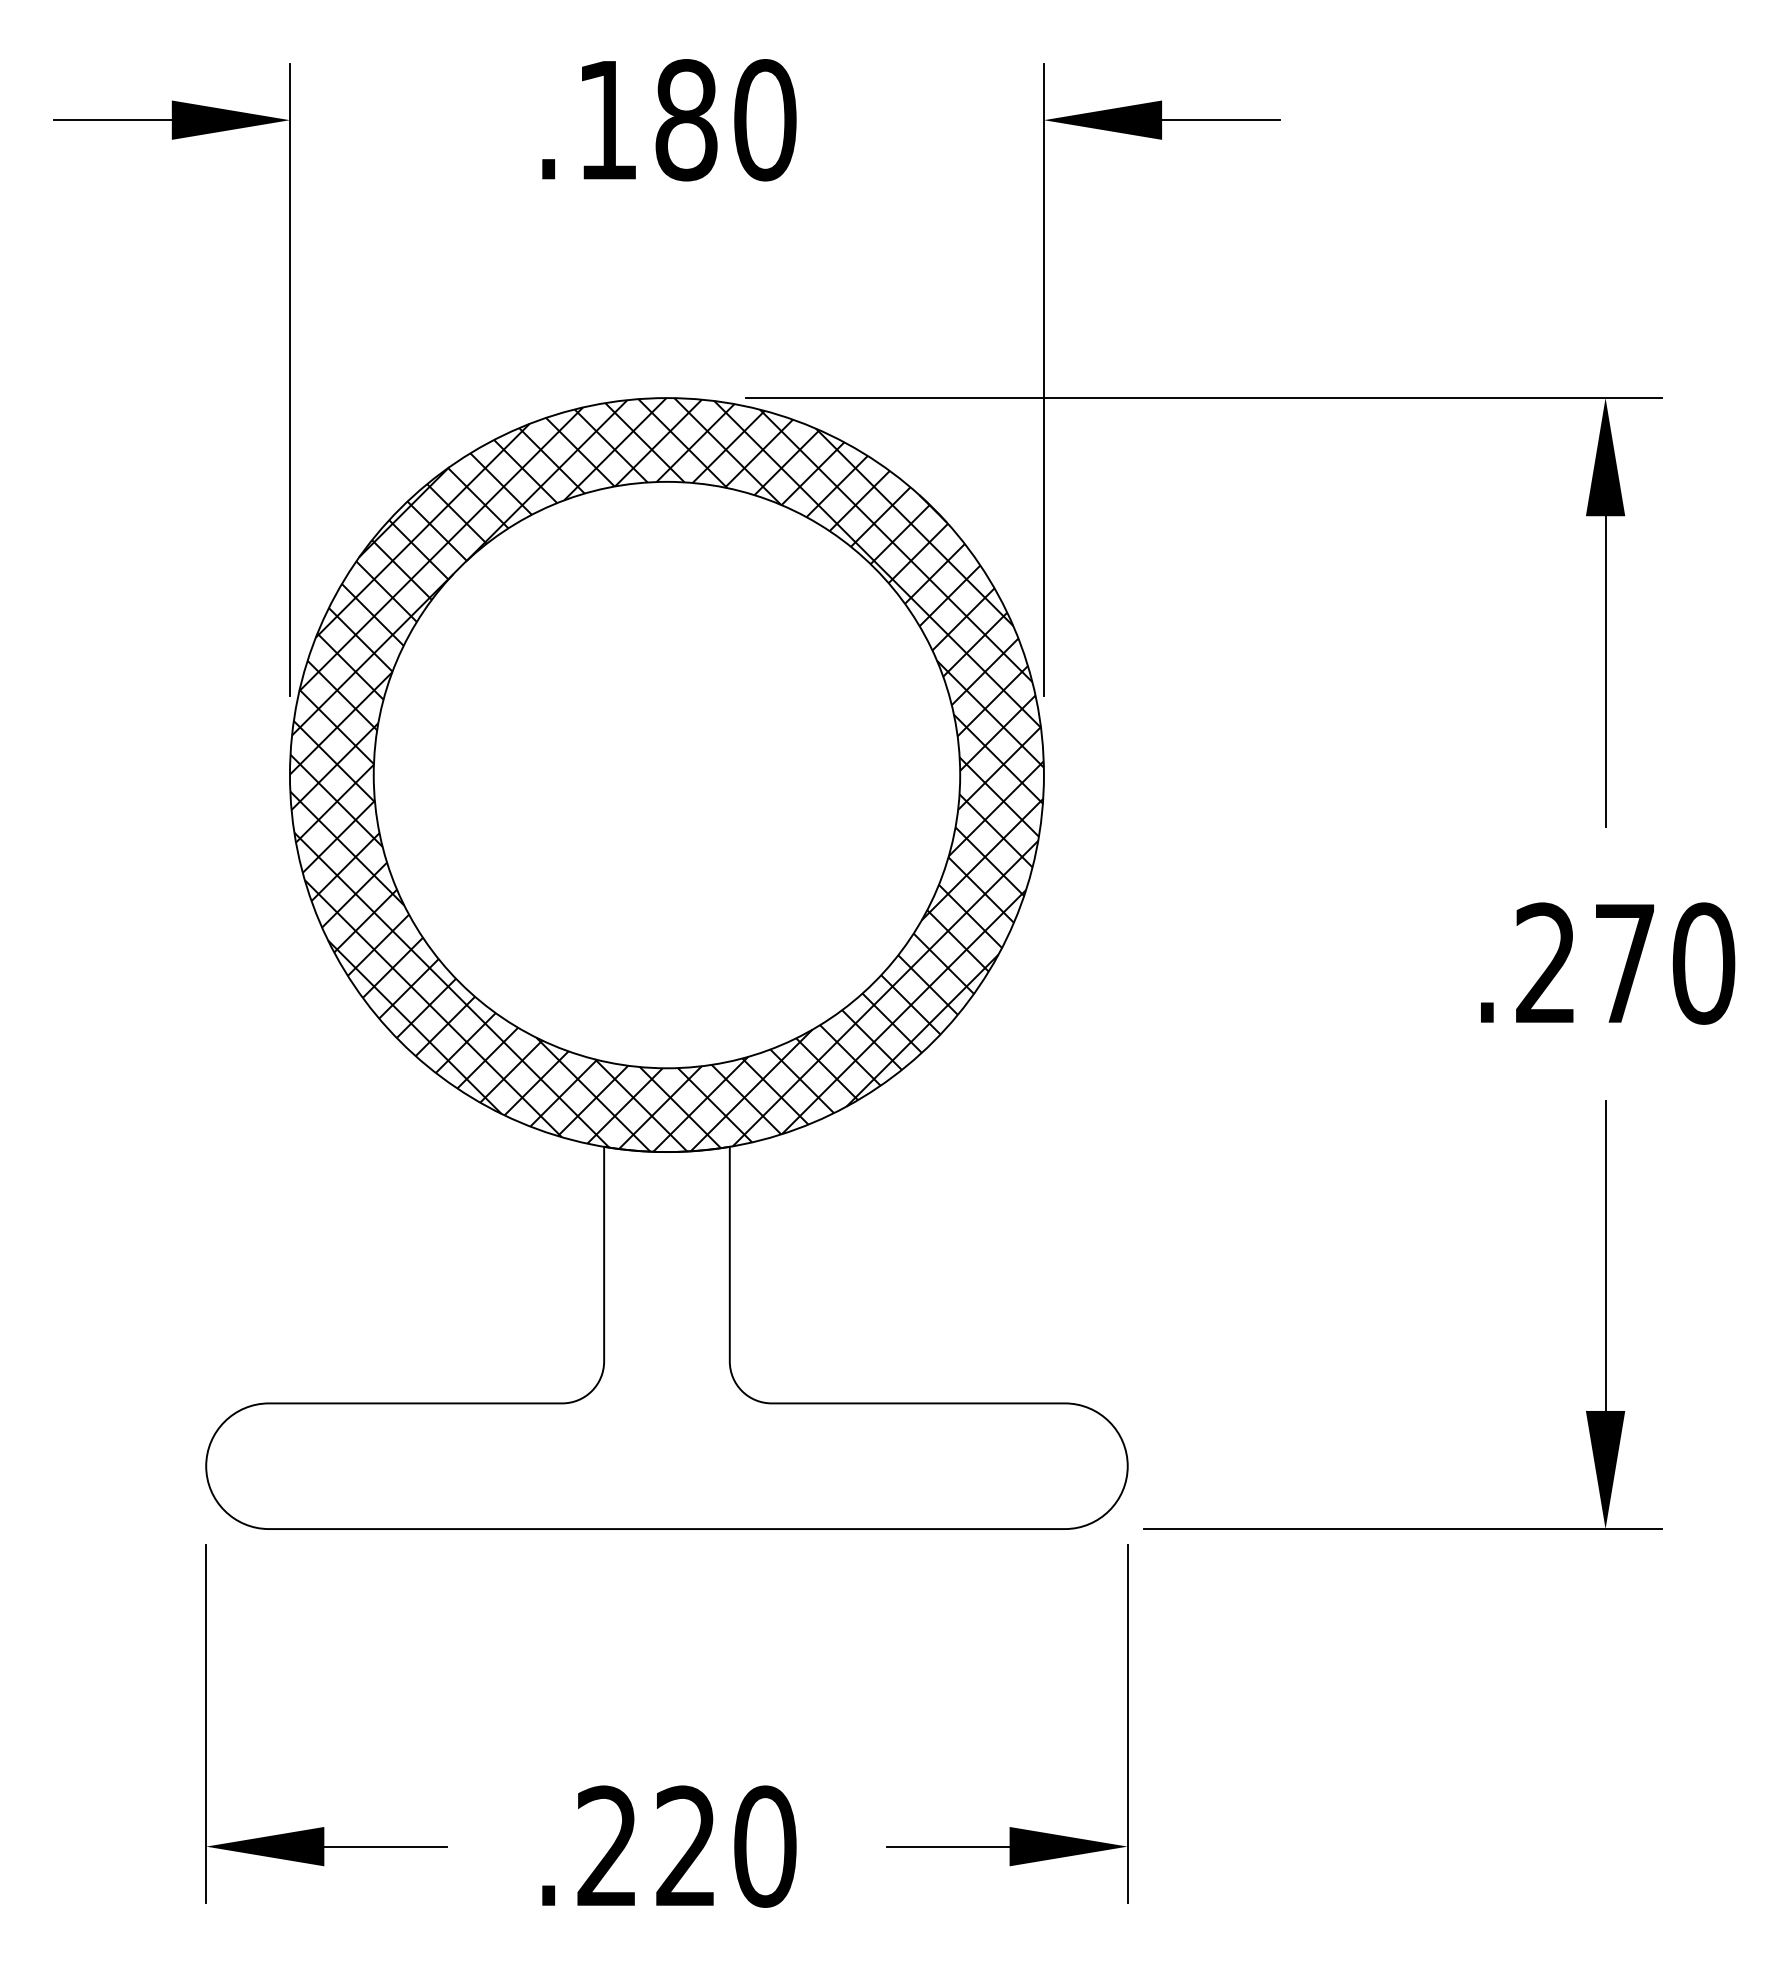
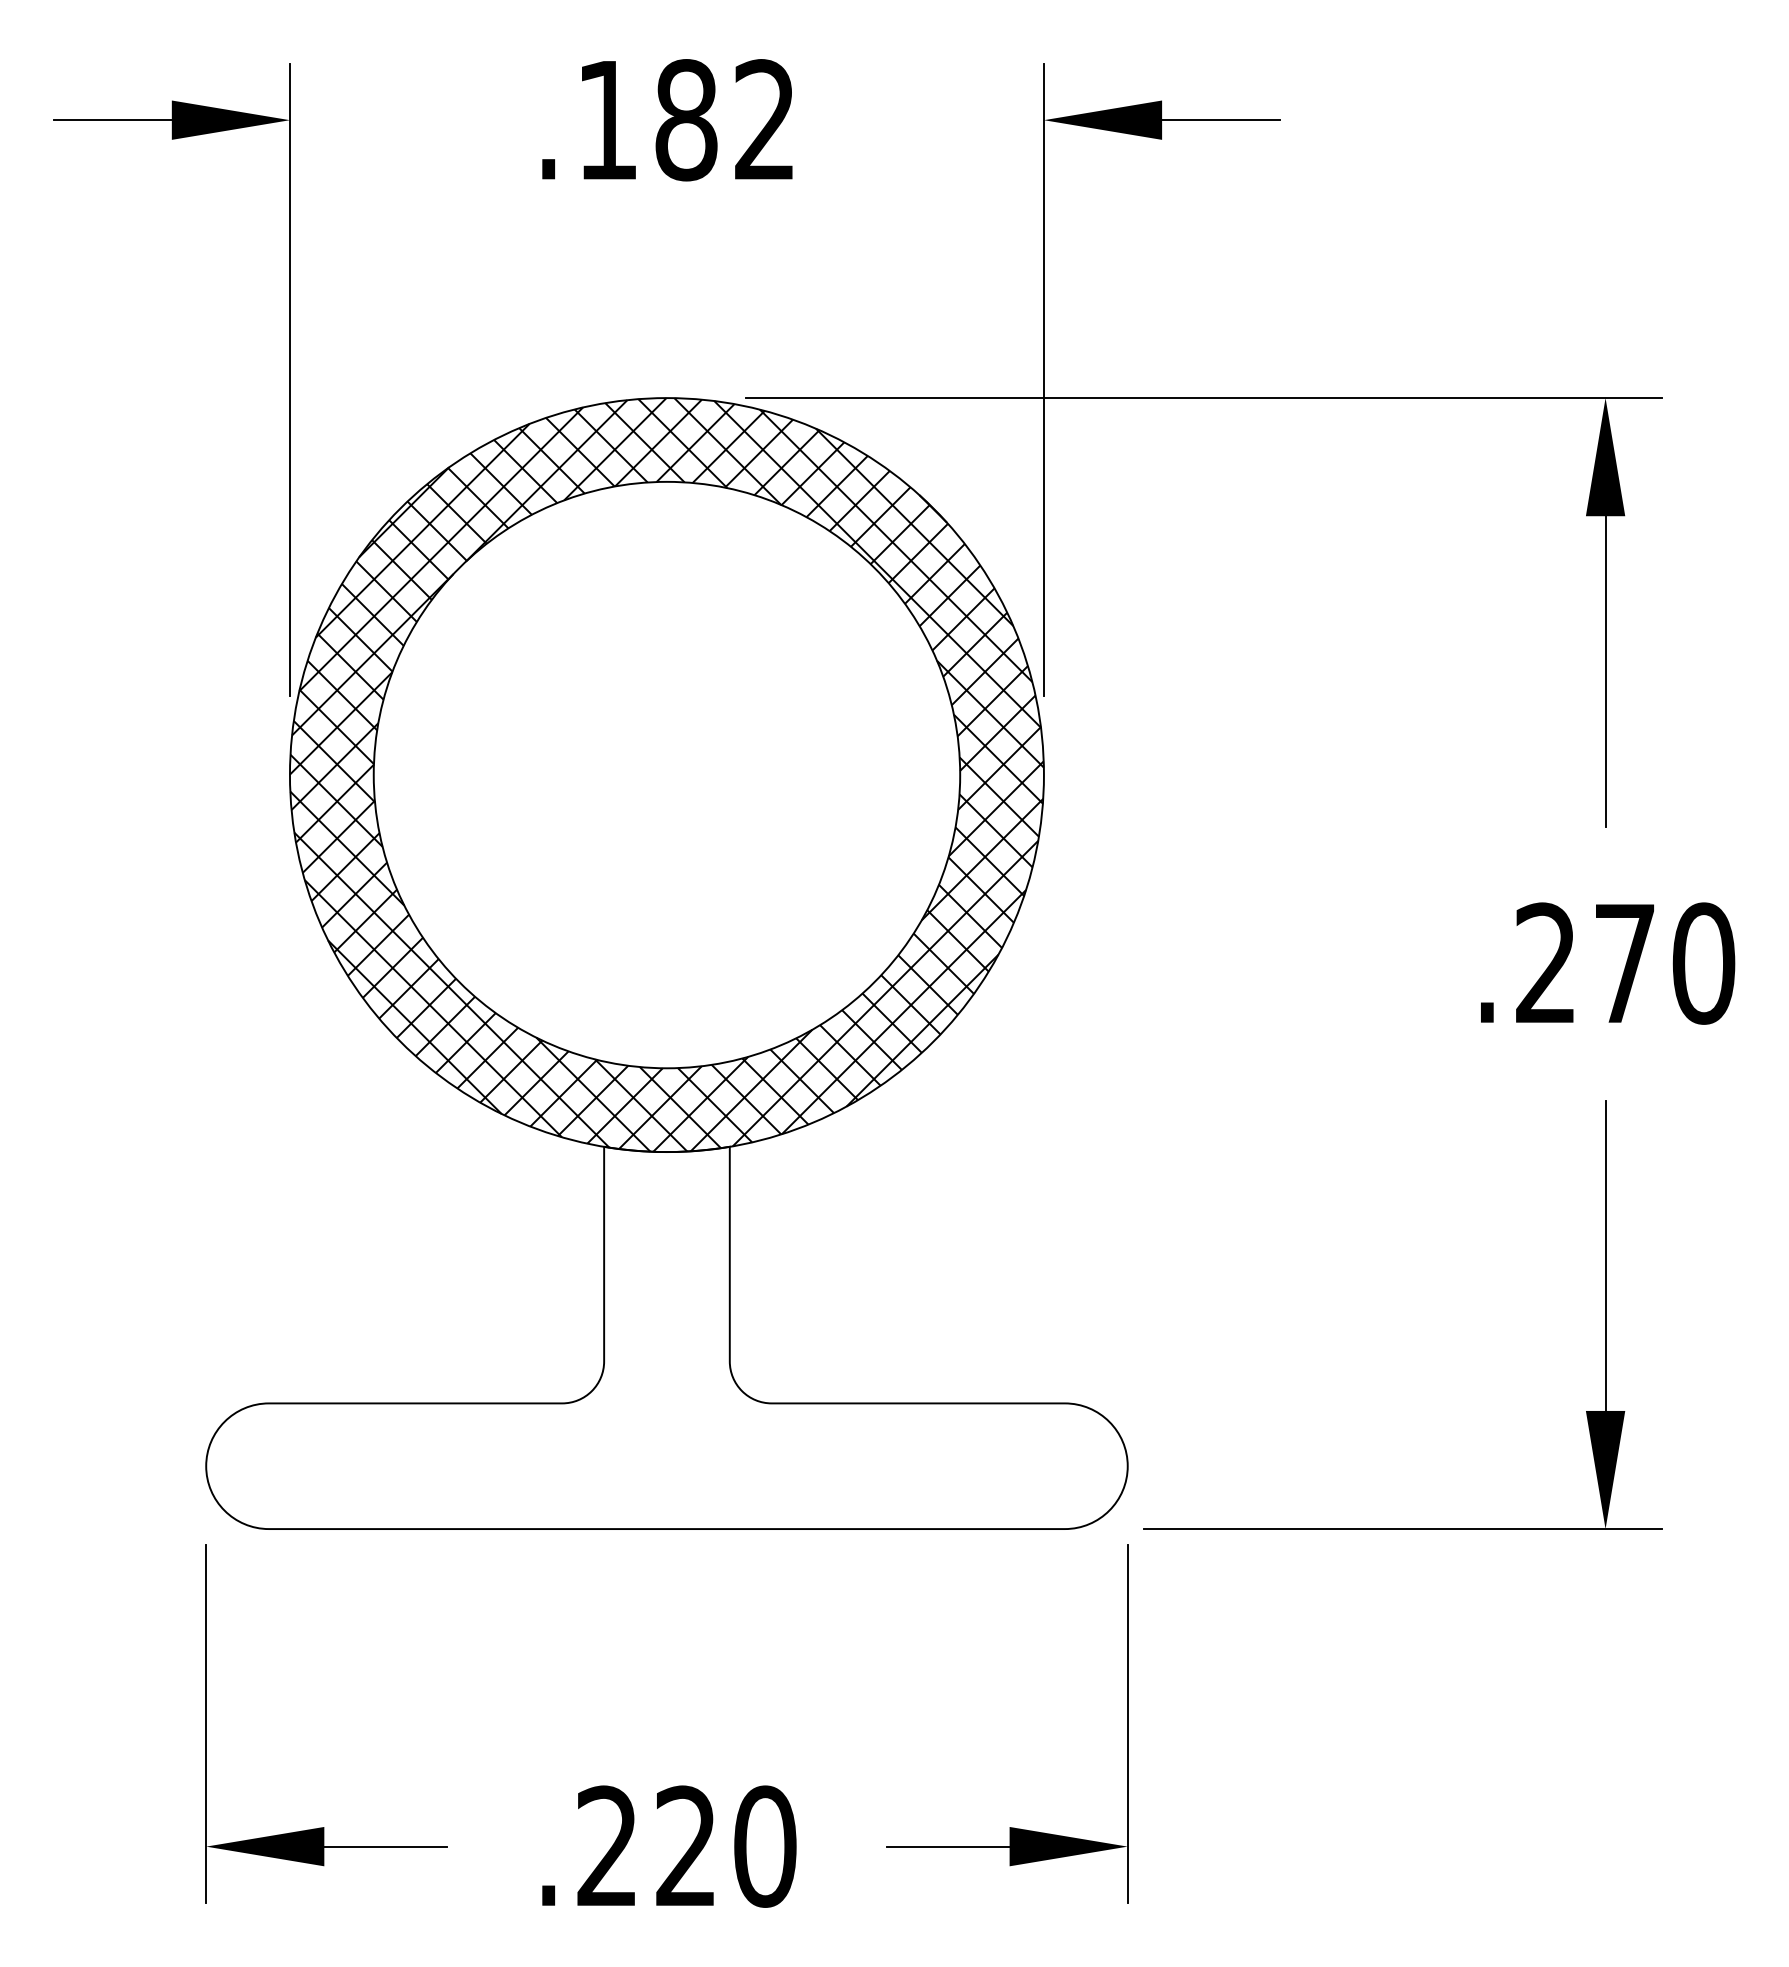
text: .180 -> .182 (765, 120)
